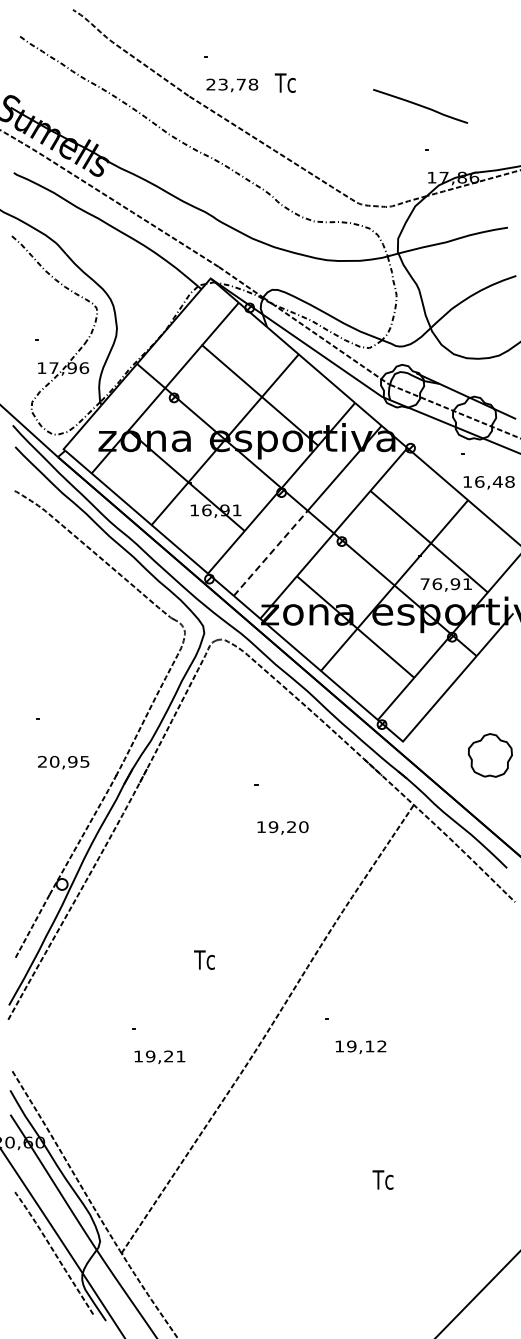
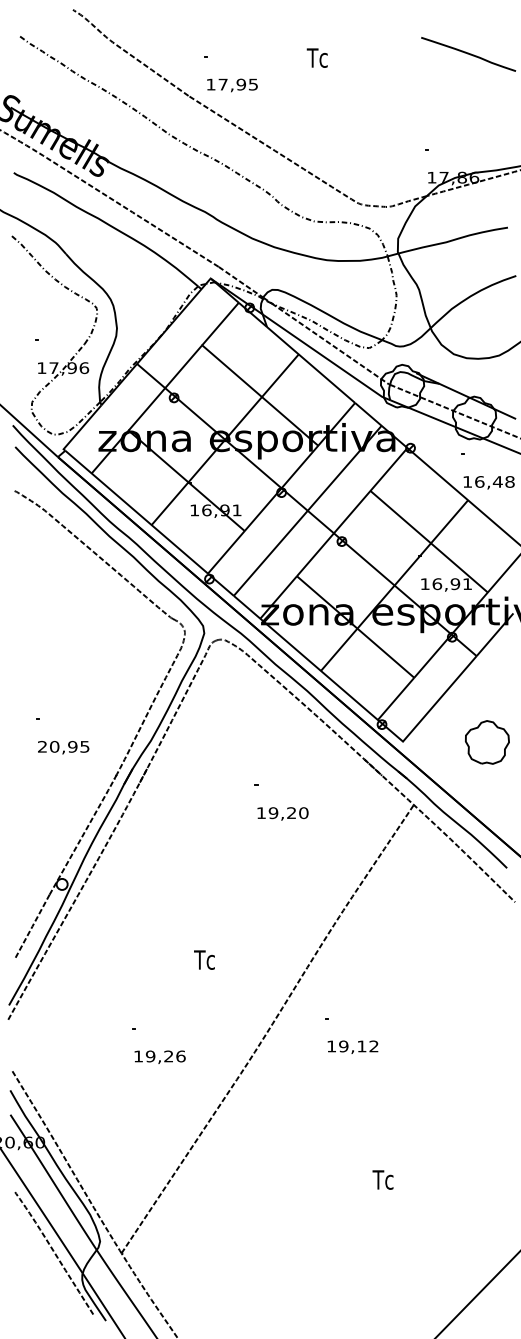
text position: (284, 82) -> (316, 57) (316, 57)
text: 23,78 -> 17,95 (232, 84)
curve position: (420, 106) -> (468, 54) (468, 54)
line: dashed -> solid (271, 552)
text: 76,91 -> 16,91 (424, 583)
part position: (490, 755) -> (487, 742) (487, 742)
text position: (63, 762) -> (63, 747) (63, 747)
text position: (282, 827) -> (282, 813) (282, 813)
text position: (360, 1046) -> (352, 1046) (352, 1046)
text: 19,21 -> 19,26 (180, 1056)
